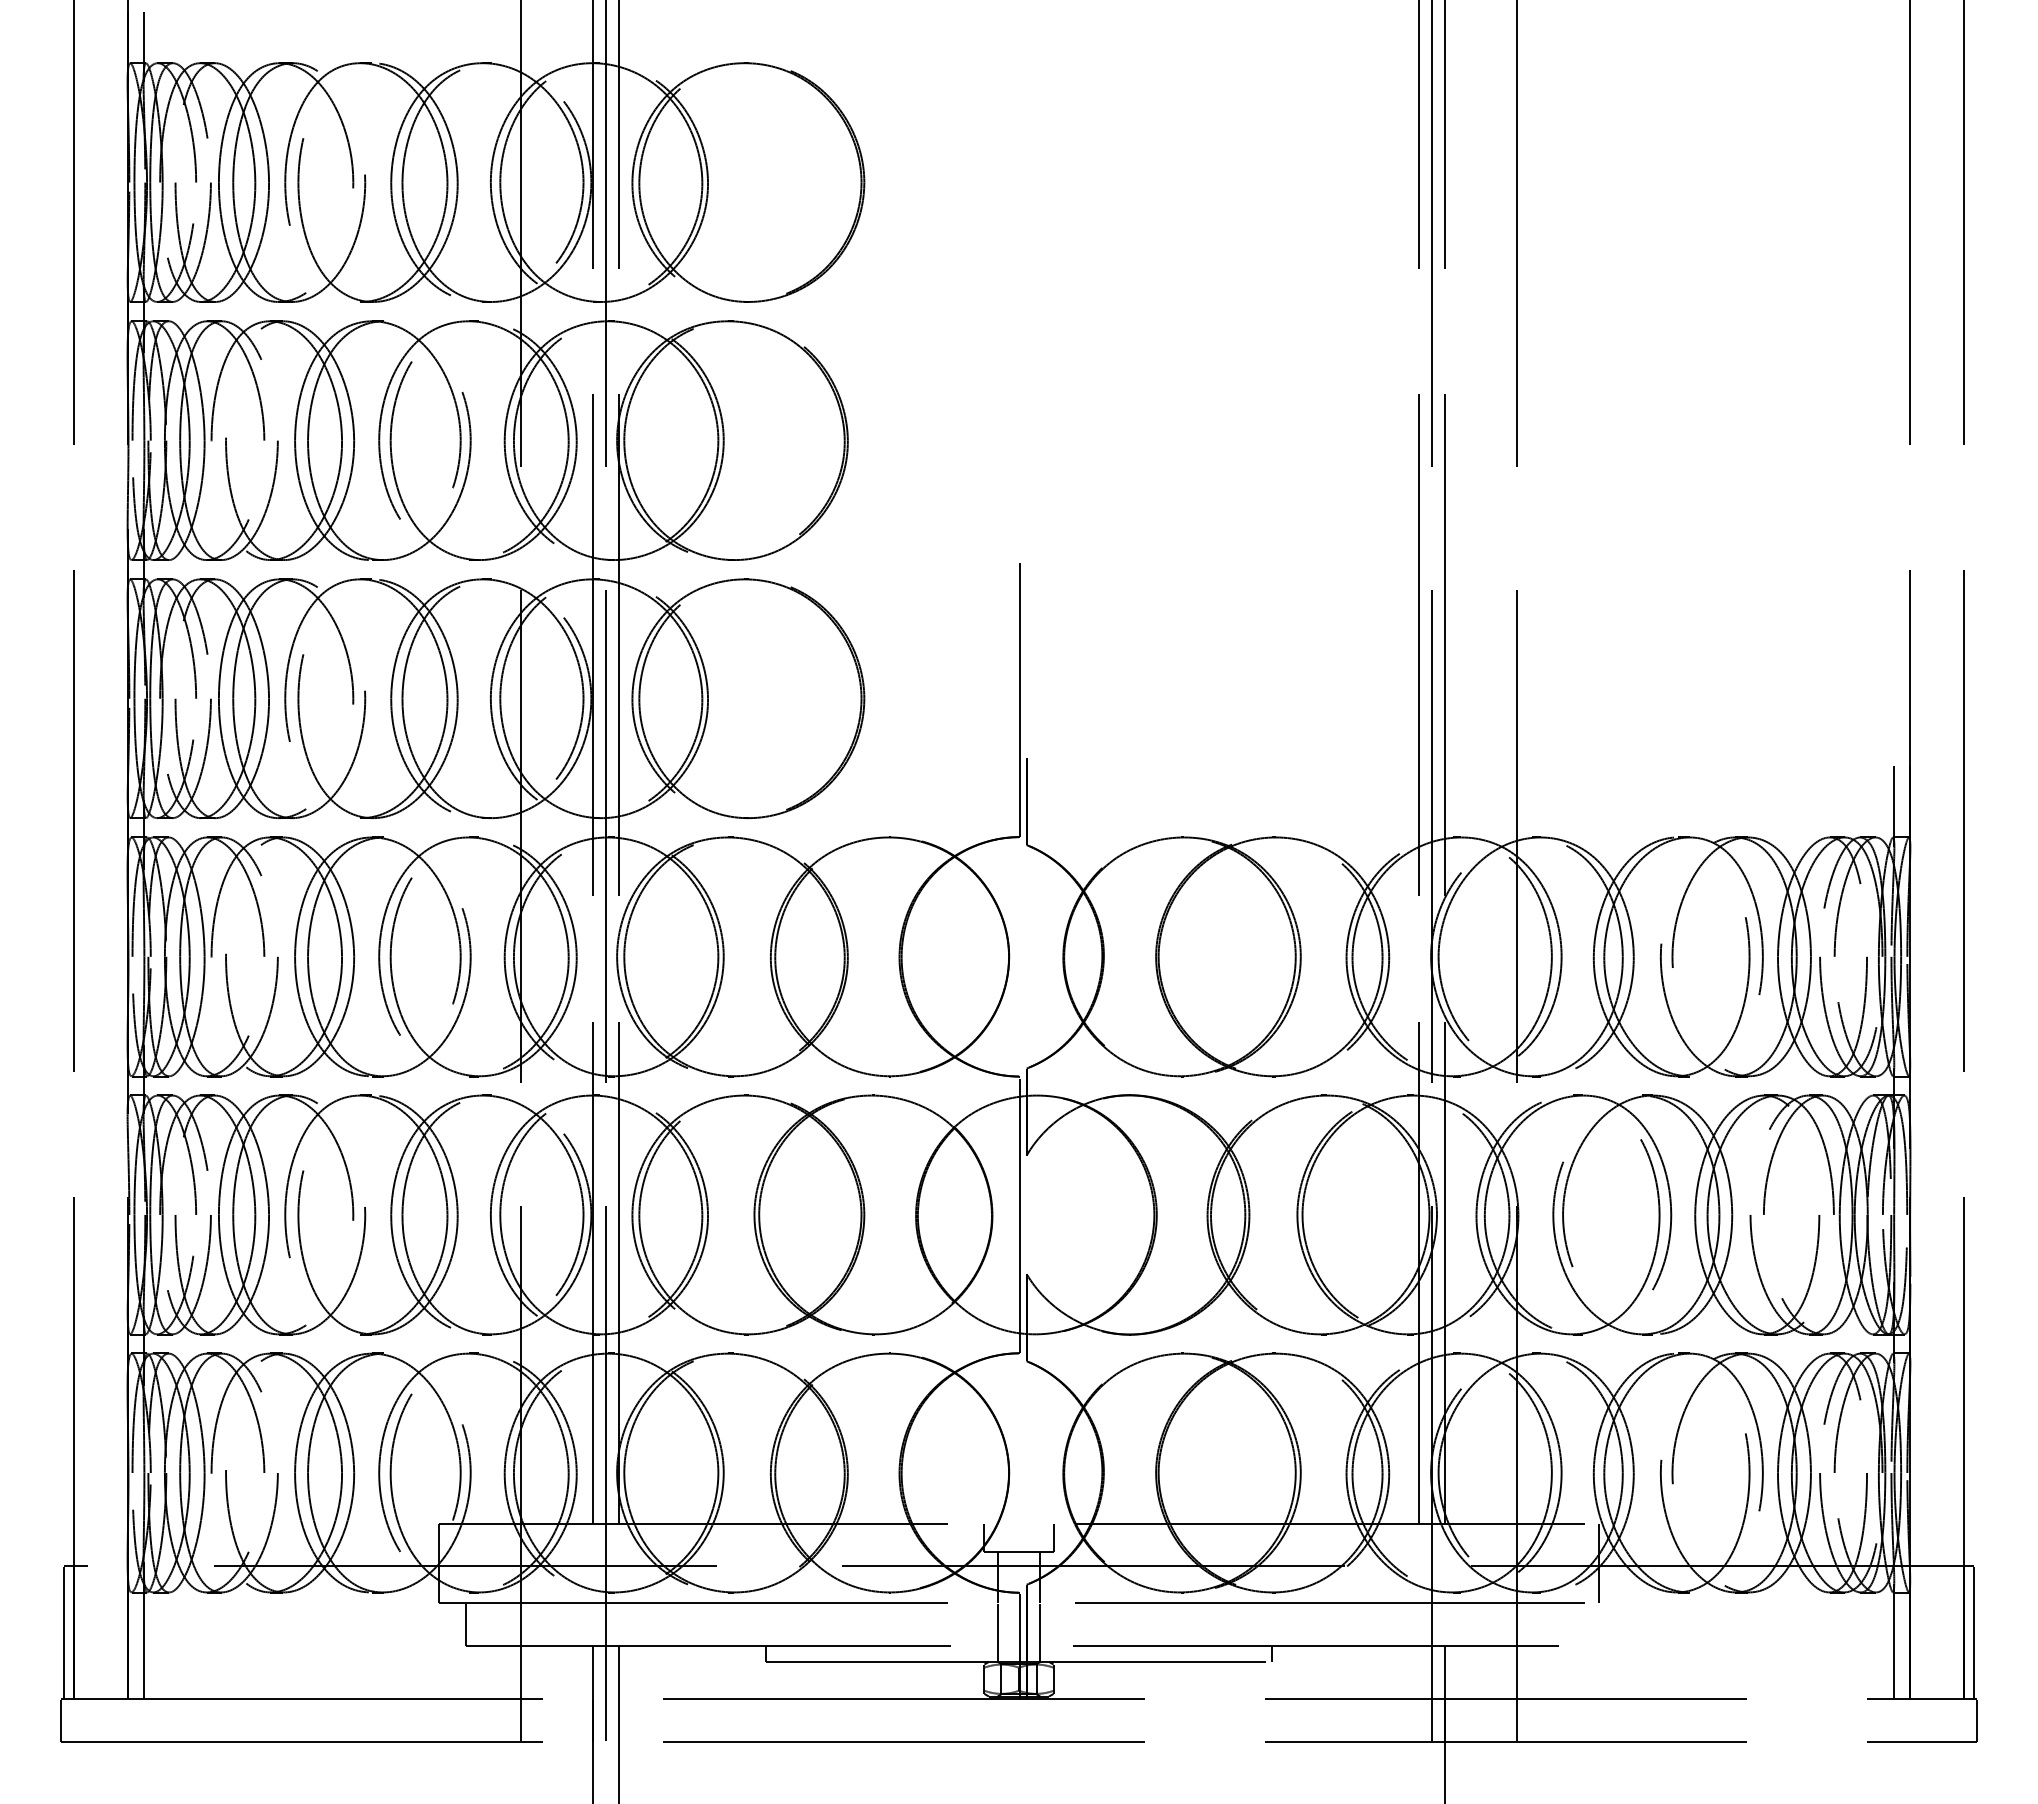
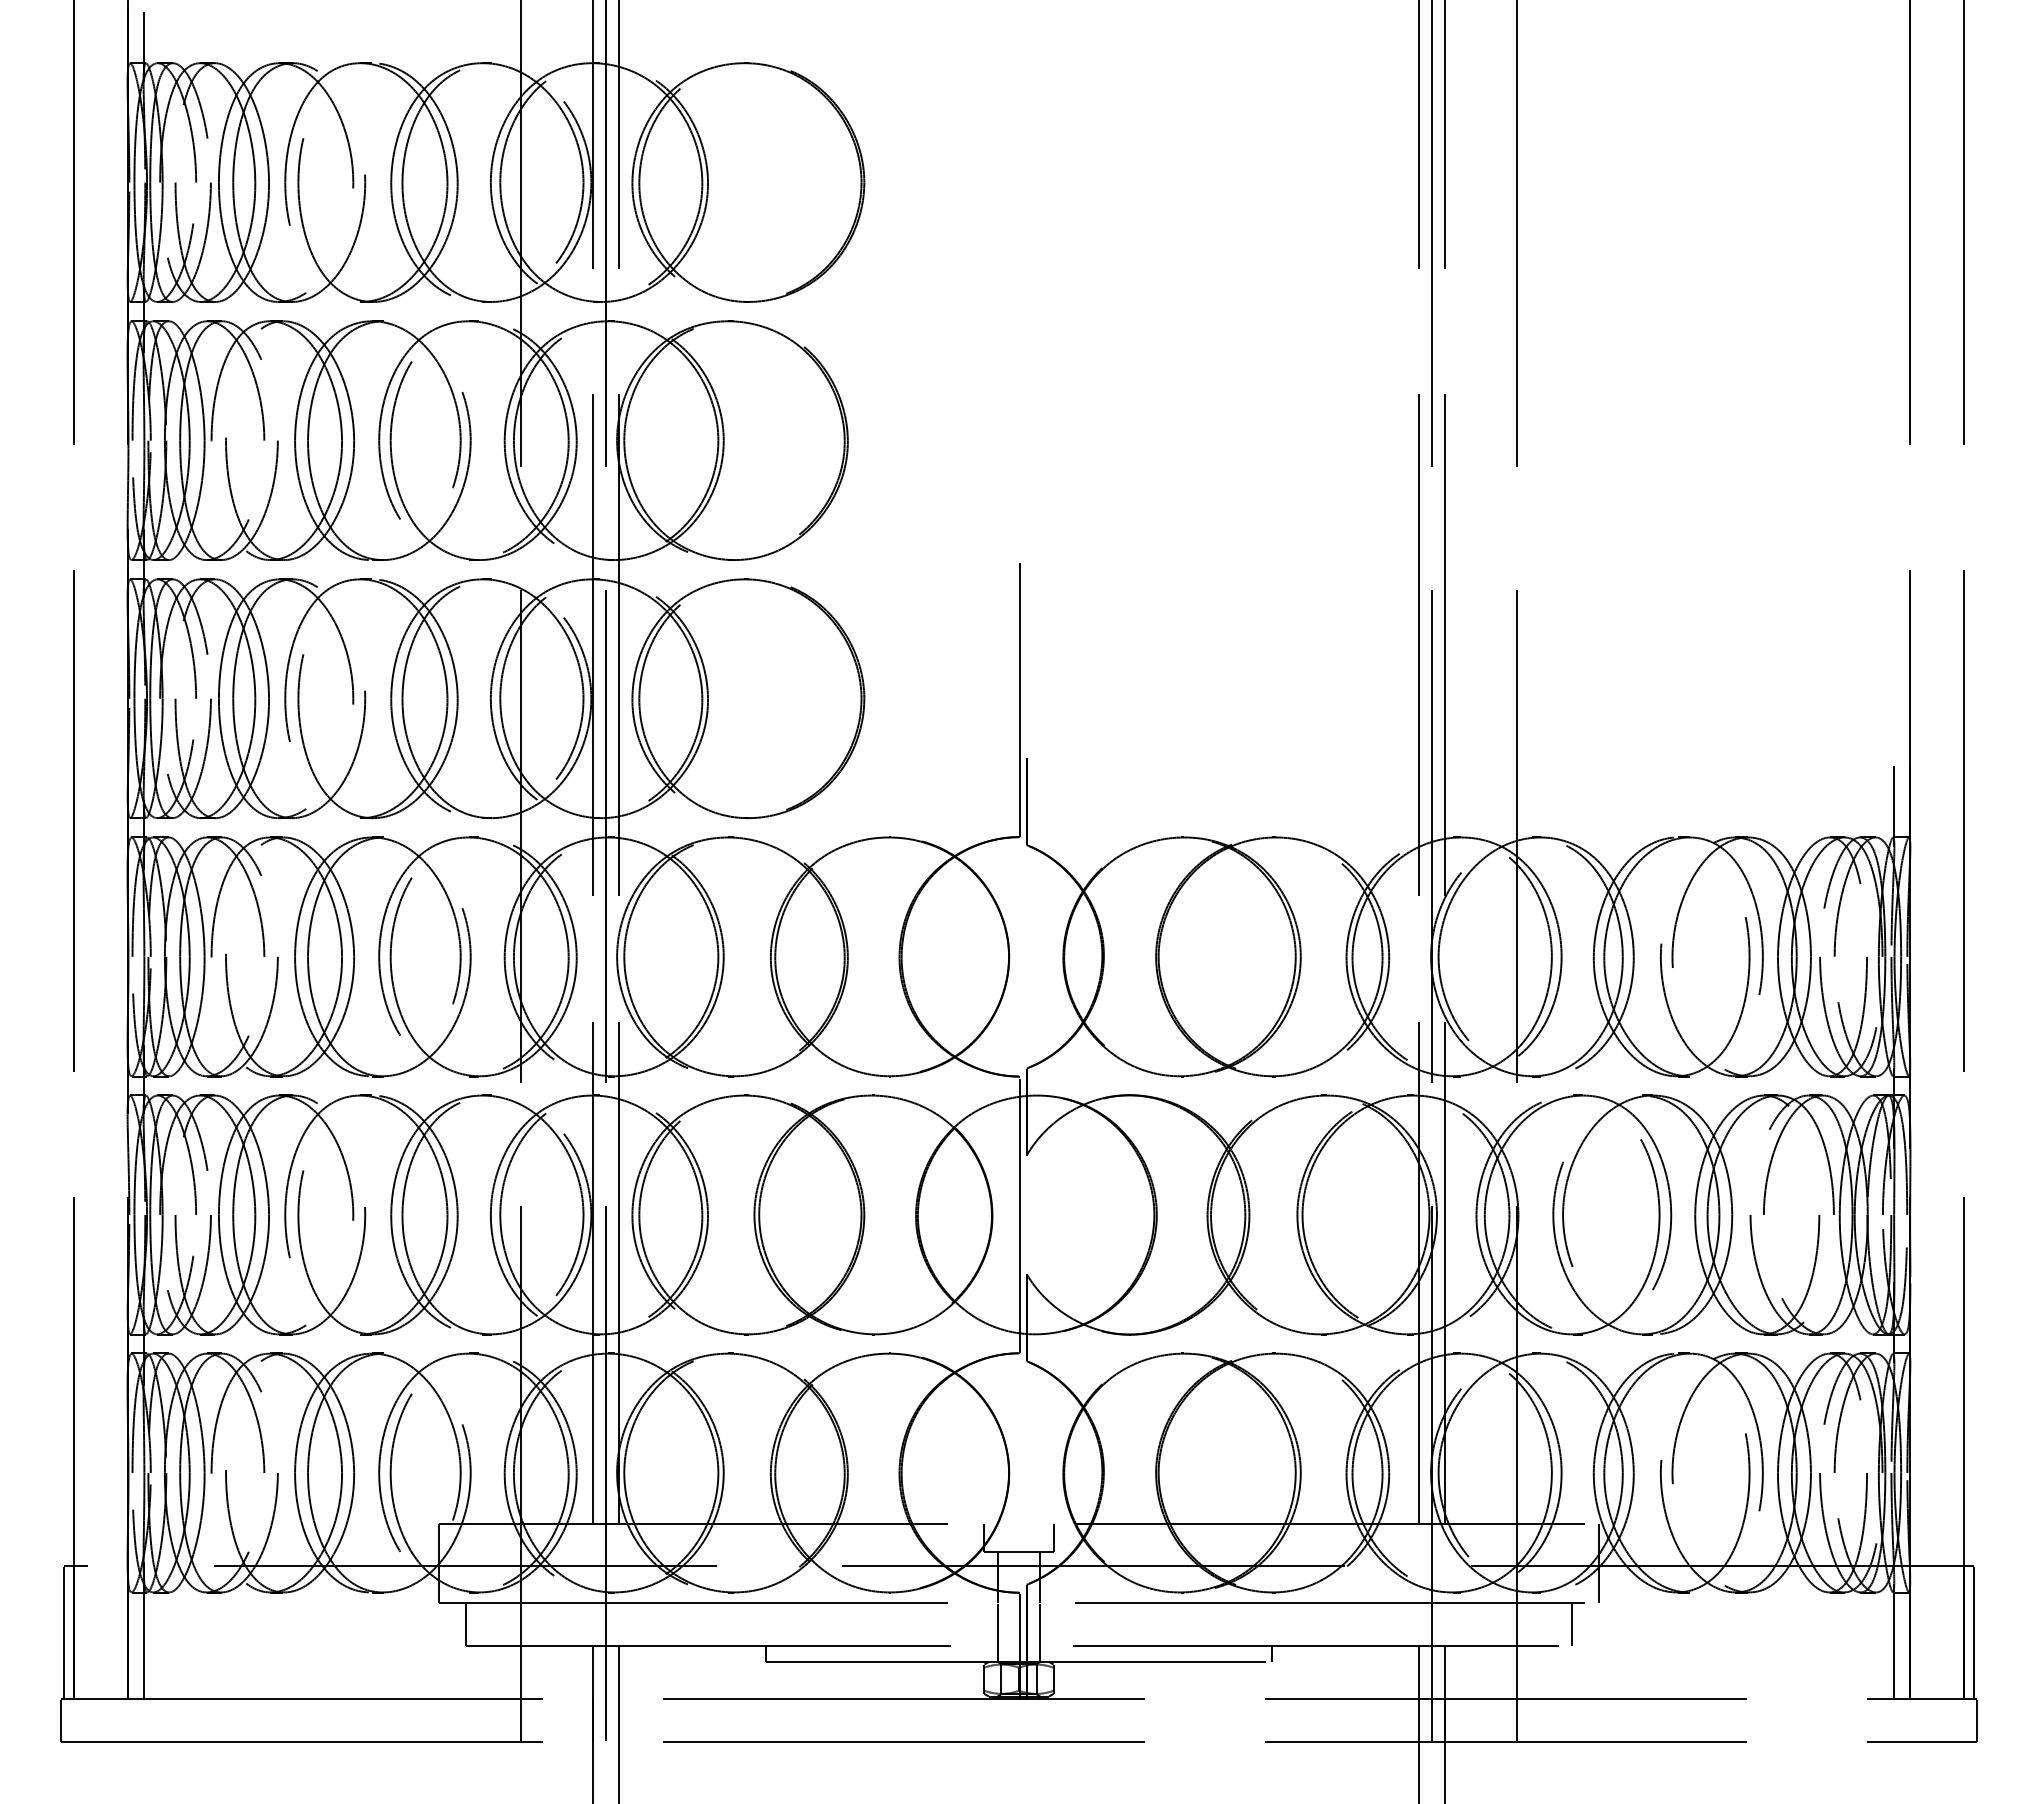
line: none -> present (1572, 1624)
line: none -> present (1418, 1722)
